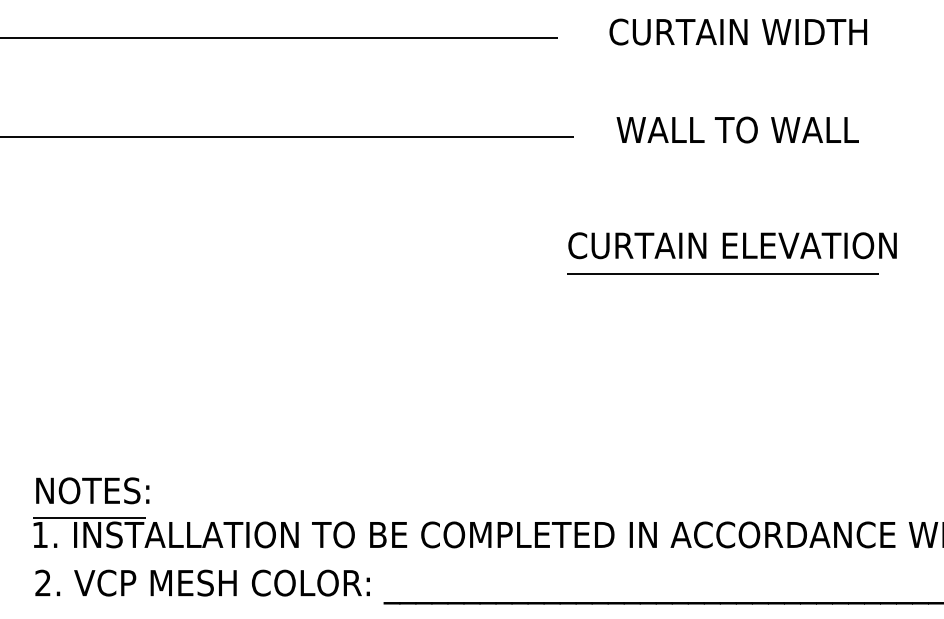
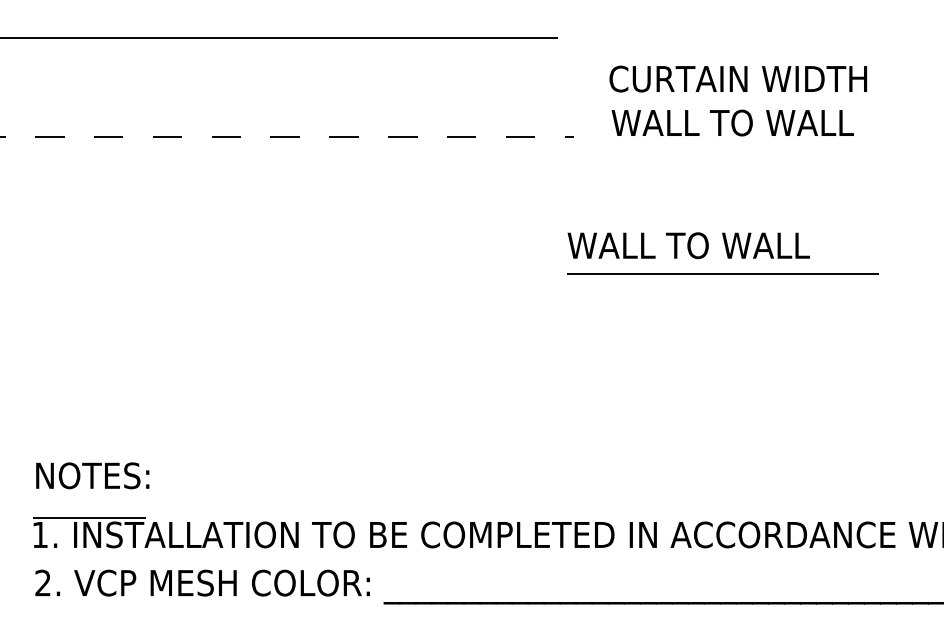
text position: (738, 31) -> (738, 78) (738, 78)
text position: (737, 129) -> (732, 122) (732, 122)
line: solid -> dashed (287, 137)
text: CURTAIN ELEVATION -> WALL TO WALL (731, 245)
text position: (92, 490) -> (92, 475) (92, 475)
